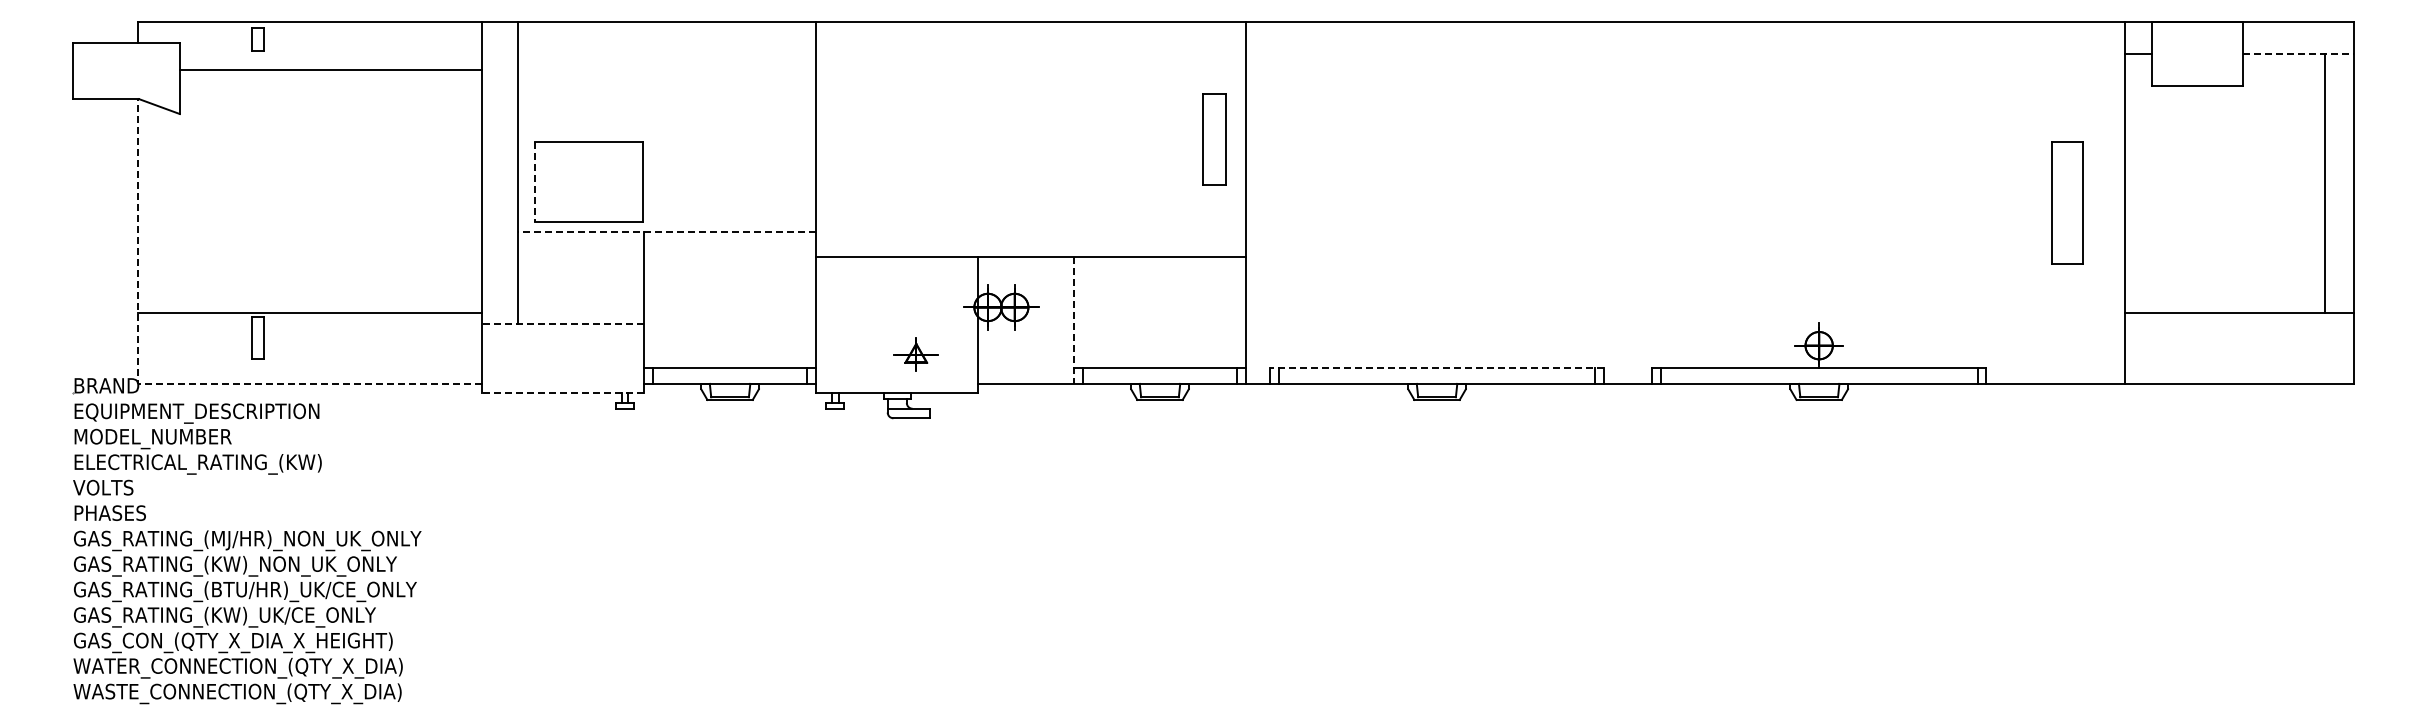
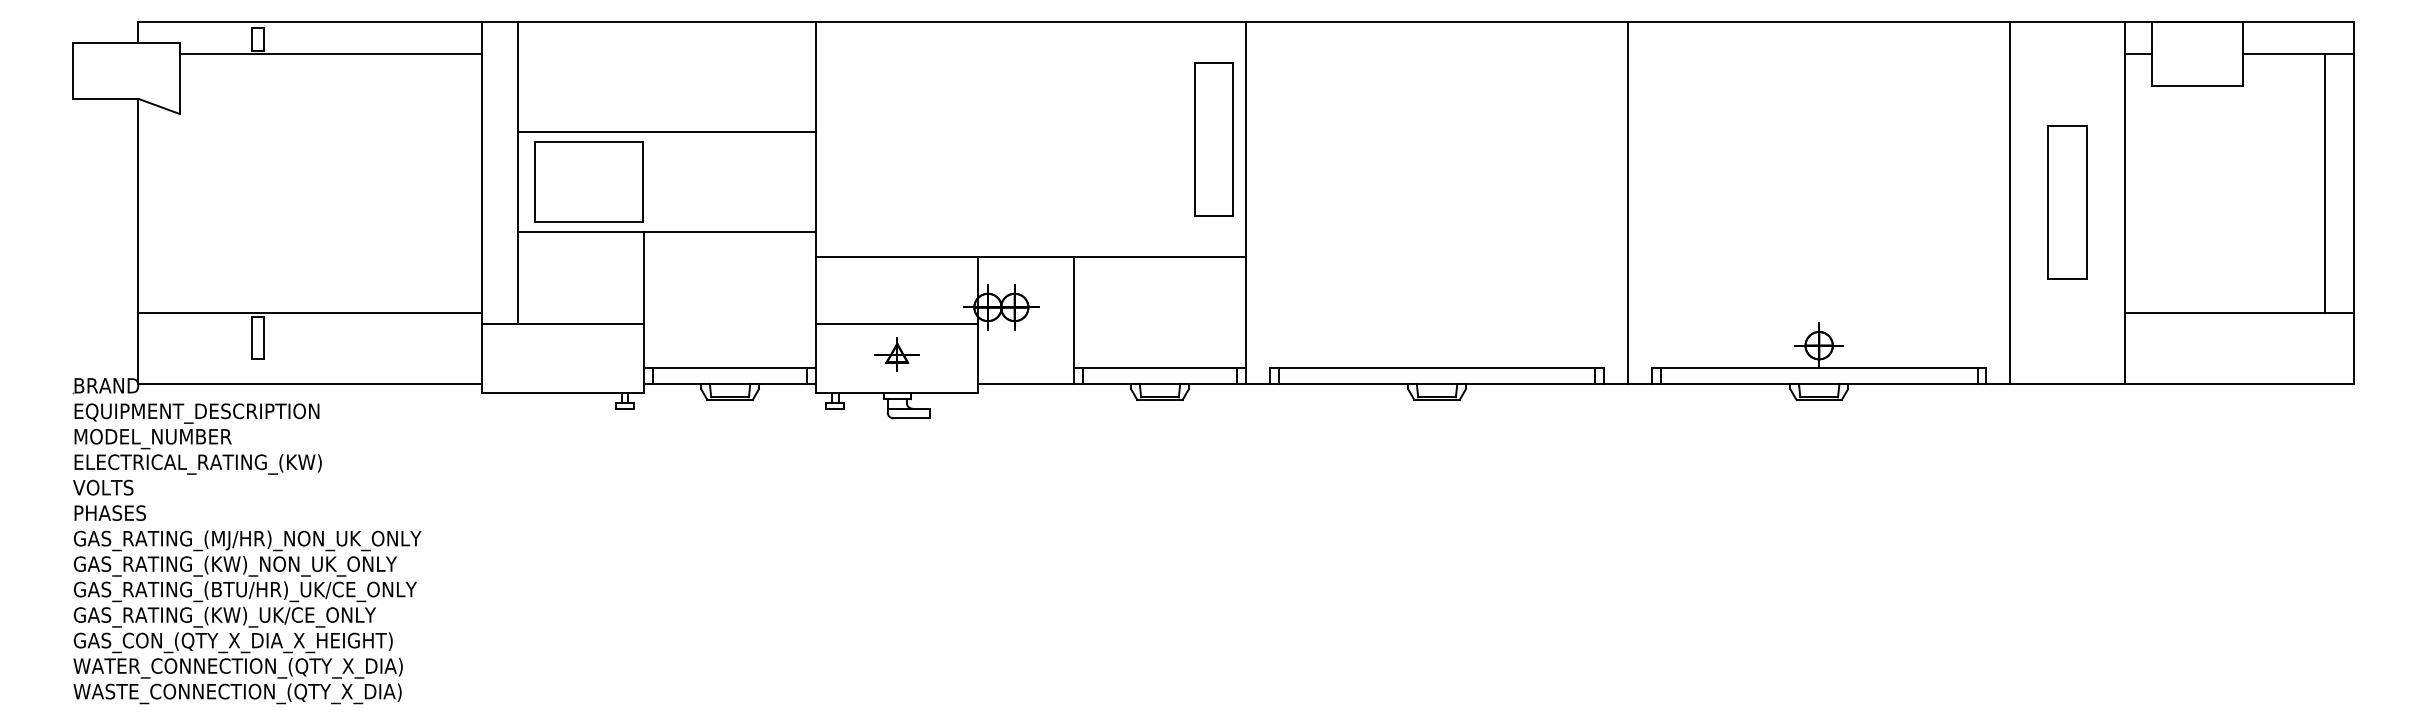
line: dashed -> solid (2299, 54)
line position: (330, 70) -> (330, 54) (330, 54)
line: none -> present (667, 132)
part size: 25x93 px -> 40x155 px (1213, 139)
line: dashed -> solid (535, 182)
line: none -> present (1628, 202)
line: none -> present (2010, 202)
part size: 33x124 px -> 41x155 px (2067, 202)
line: dashed -> solid (666, 231)
line: dashed -> solid (1074, 320)
line: dashed -> solid (562, 323)
line: none -> present (897, 323)
part position: (915, 354) -> (896, 354) (896, 354)
line: dashed -> solid (1436, 368)
line: dashed -> solid (166, 384)
line: dashed -> solid (562, 393)
